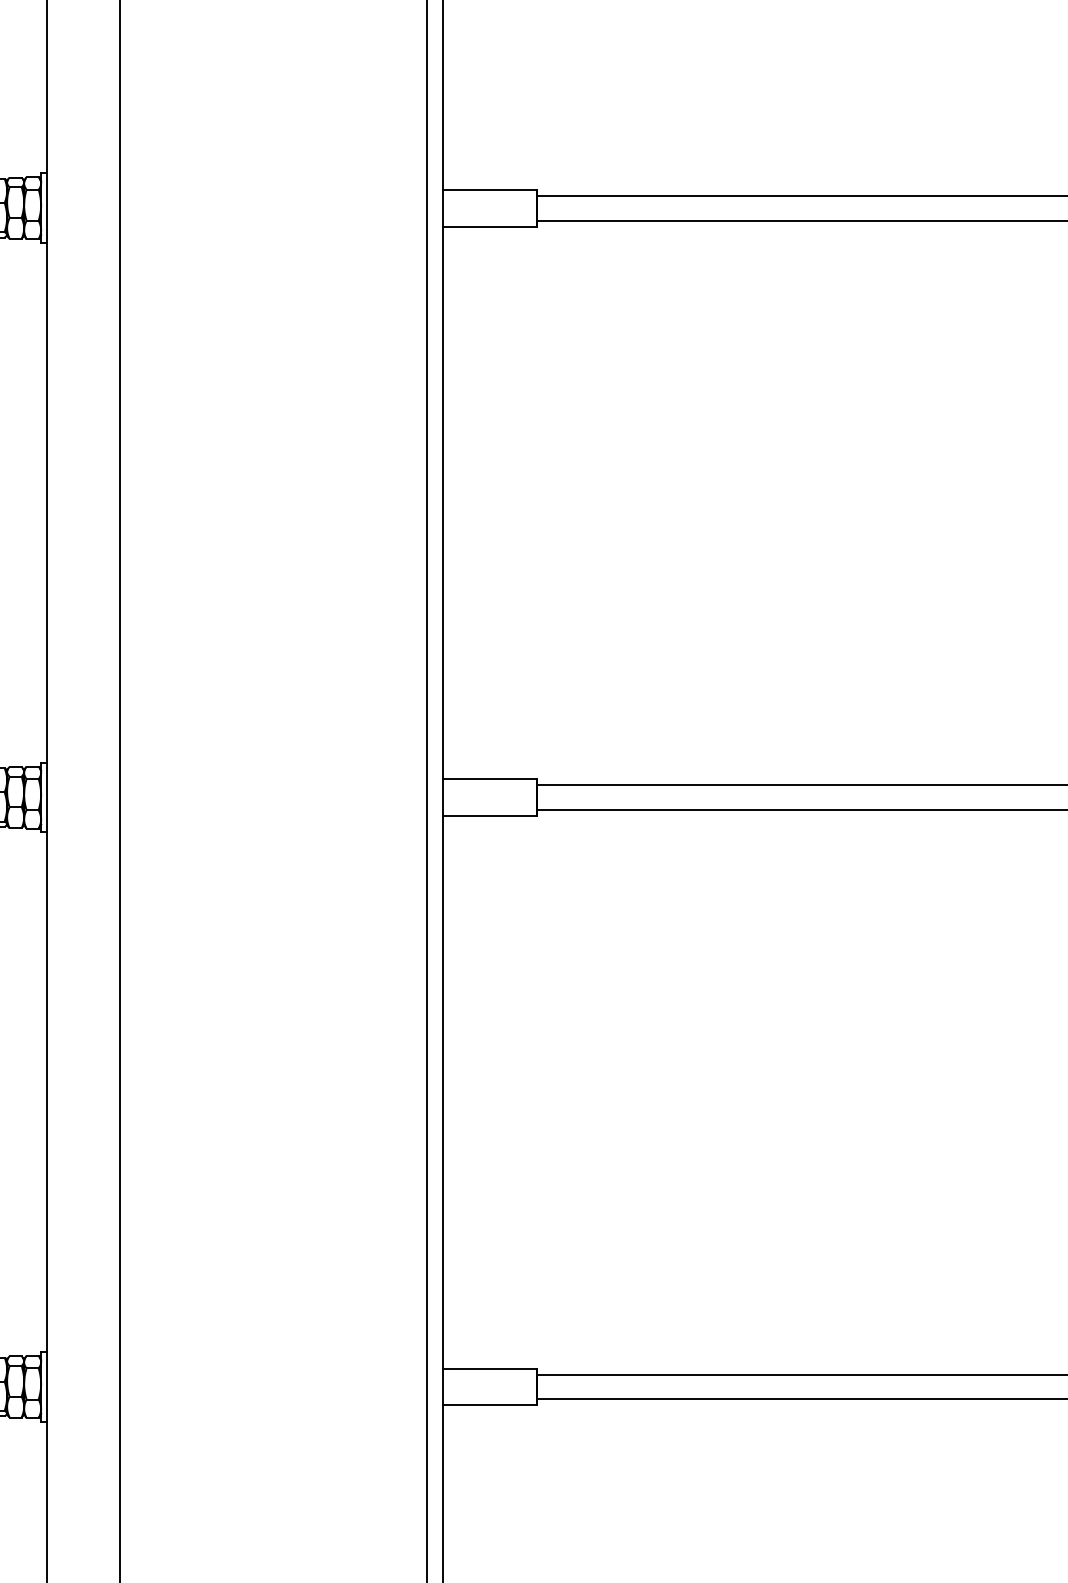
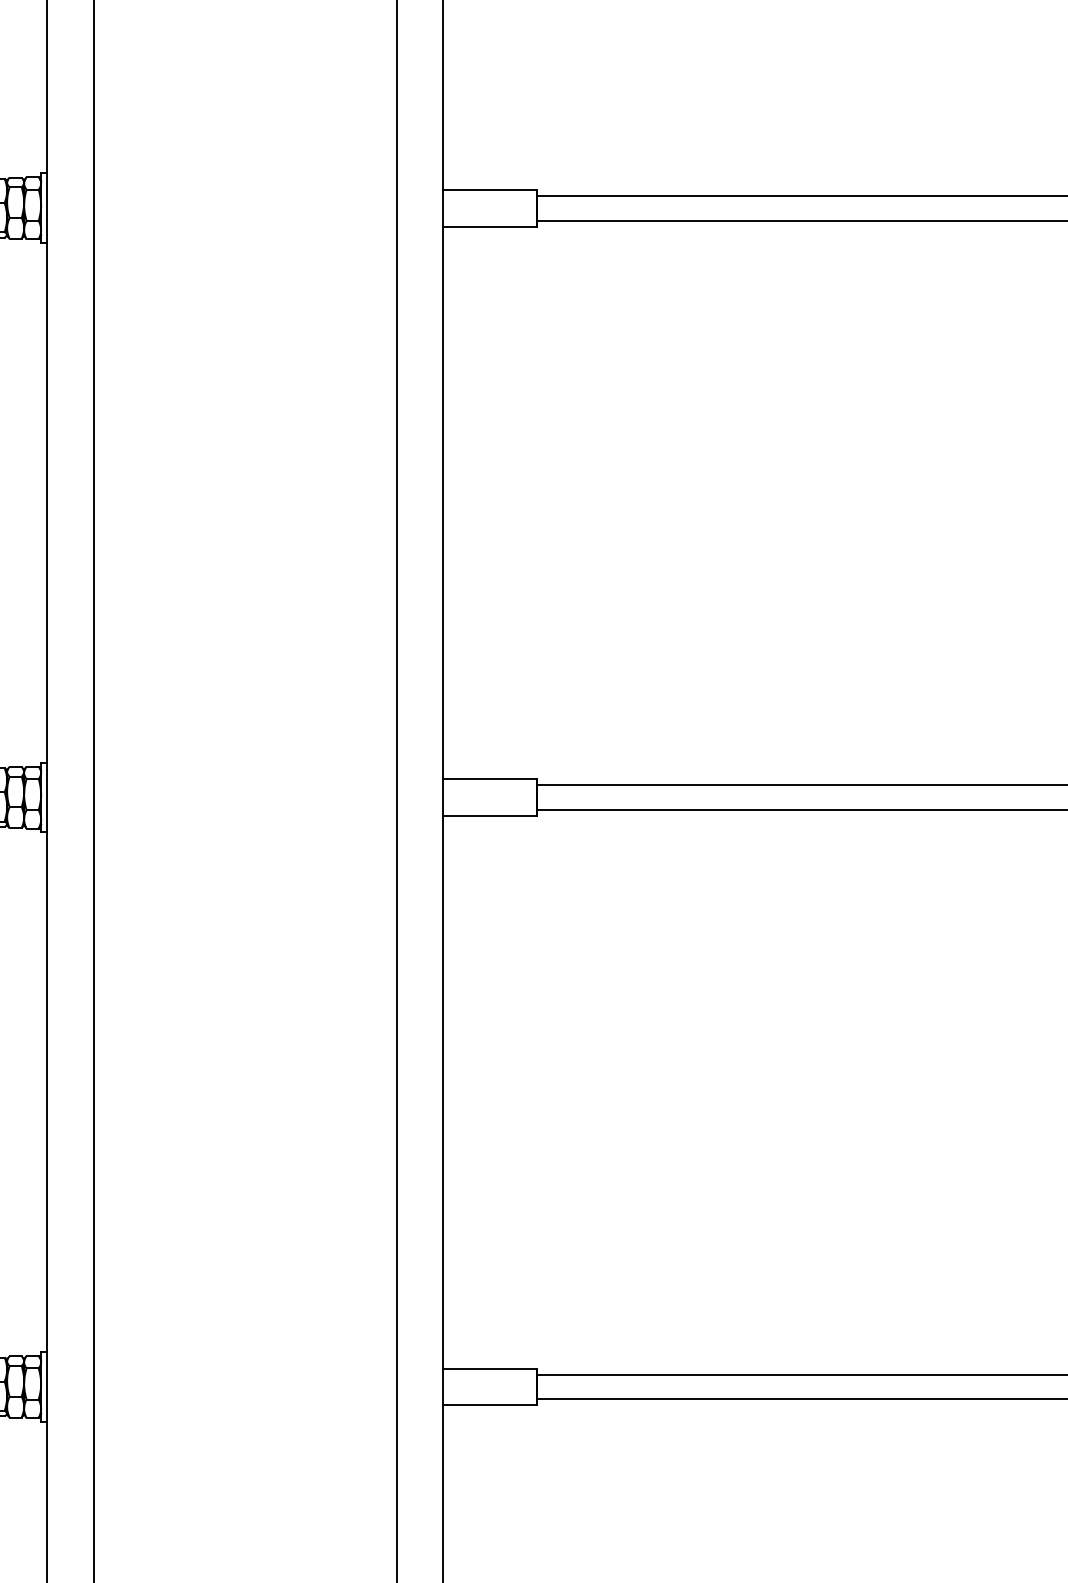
line position: (119, 790) -> (93, 790) (93, 790)
line position: (426, 790) -> (396, 790) (396, 790)
